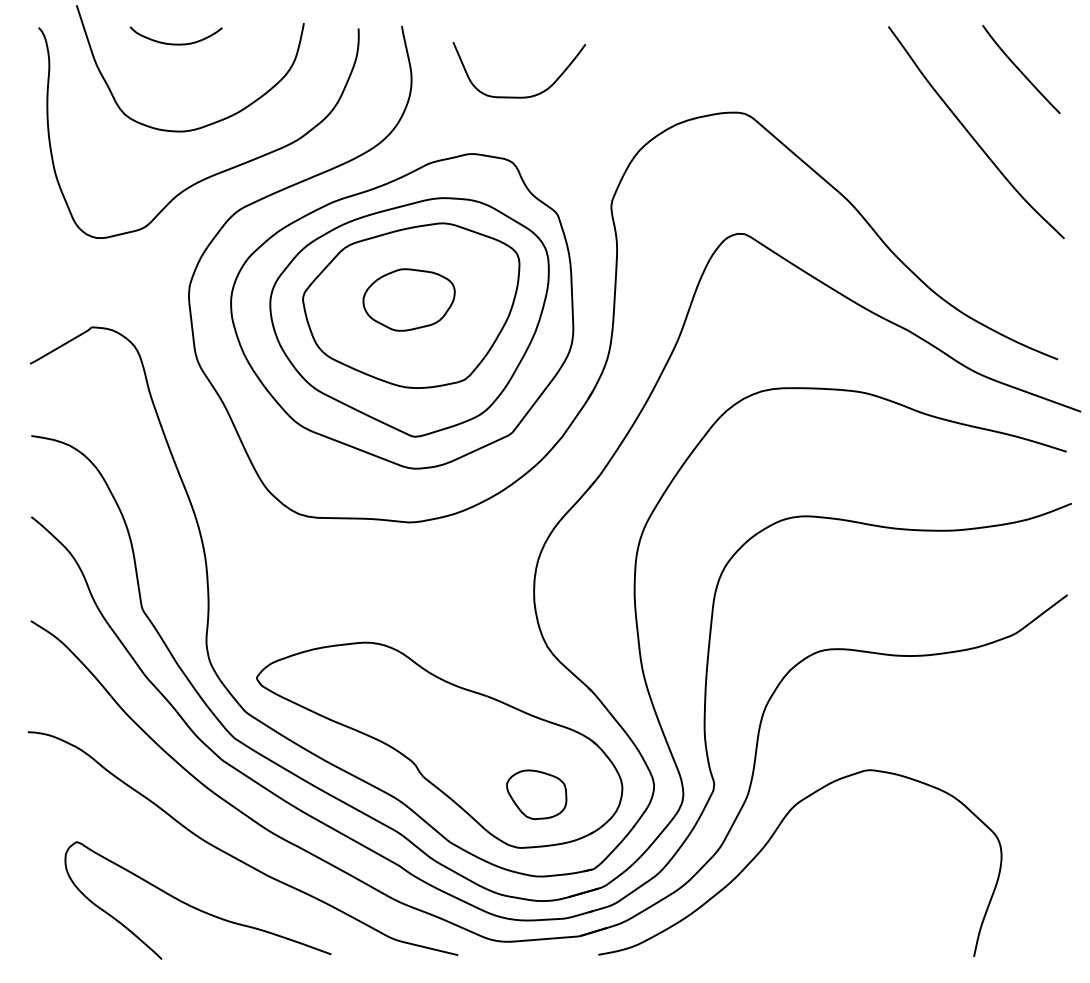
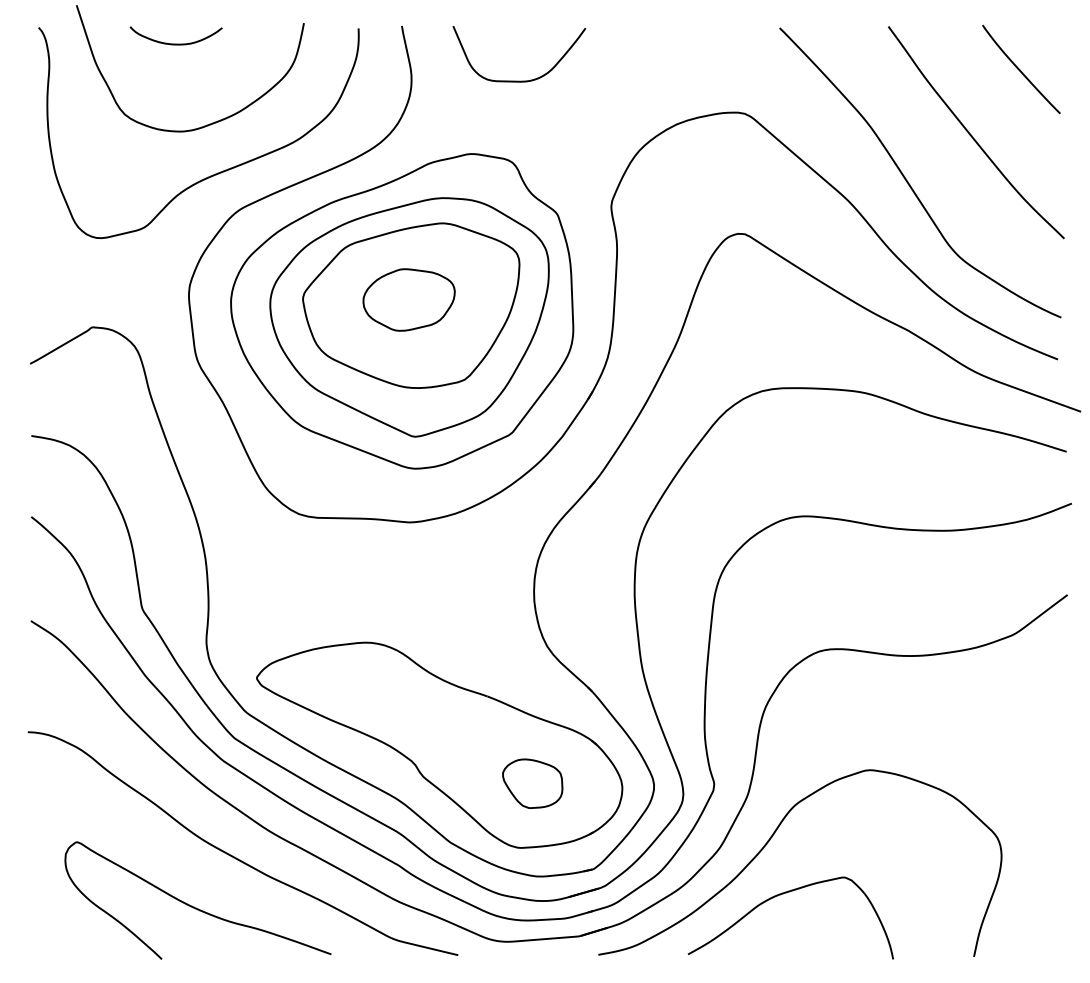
curve position: (519, 96) -> (519, 80) (519, 80)
curve: none -> present (908, 181)
part position: (536, 794) -> (532, 783) (532, 783)
curve: none -> present (783, 894)
